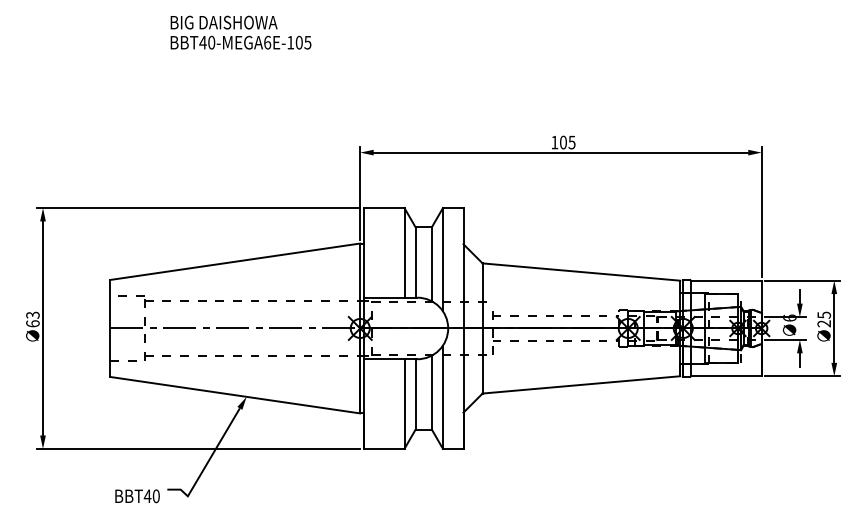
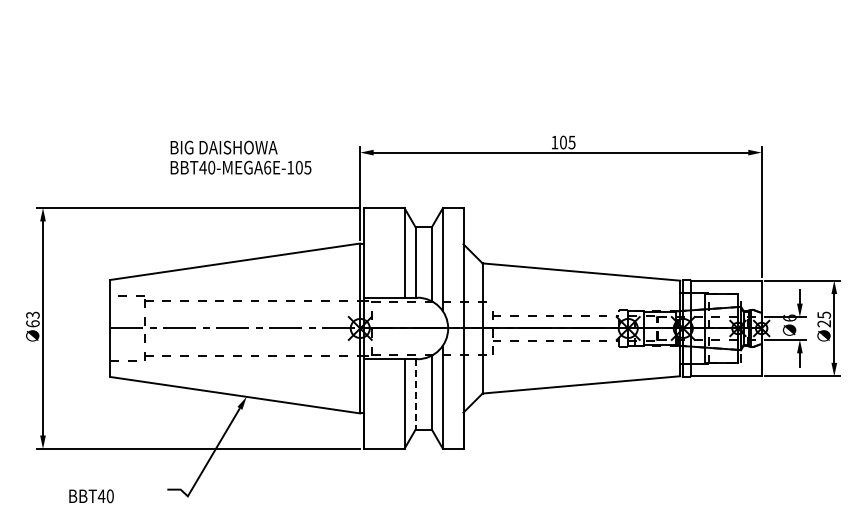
text position: (240, 32) -> (240, 157) (240, 157)
line: solid -> dashed (415, 395)
text position: (137, 496) -> (91, 496) (91, 496)
